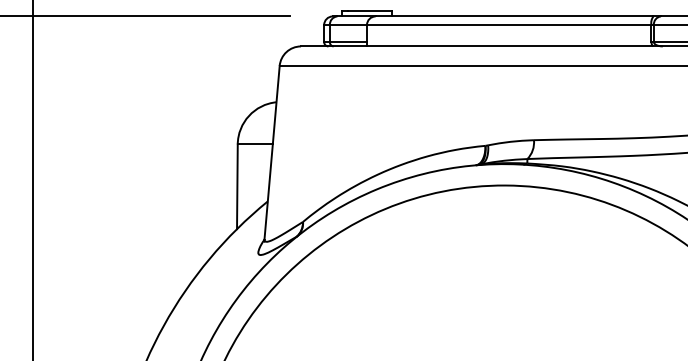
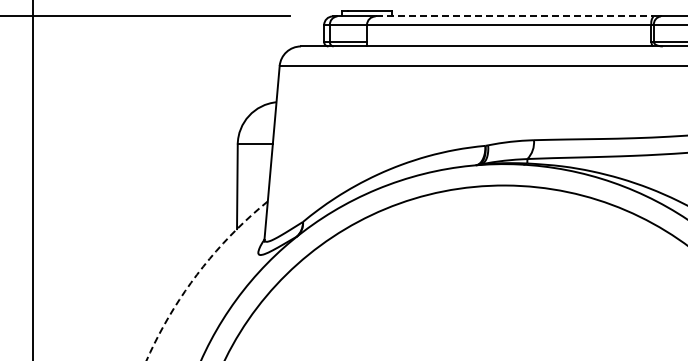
line: solid -> dashed (514, 16)
arc: solid -> dashed (197, 274)
